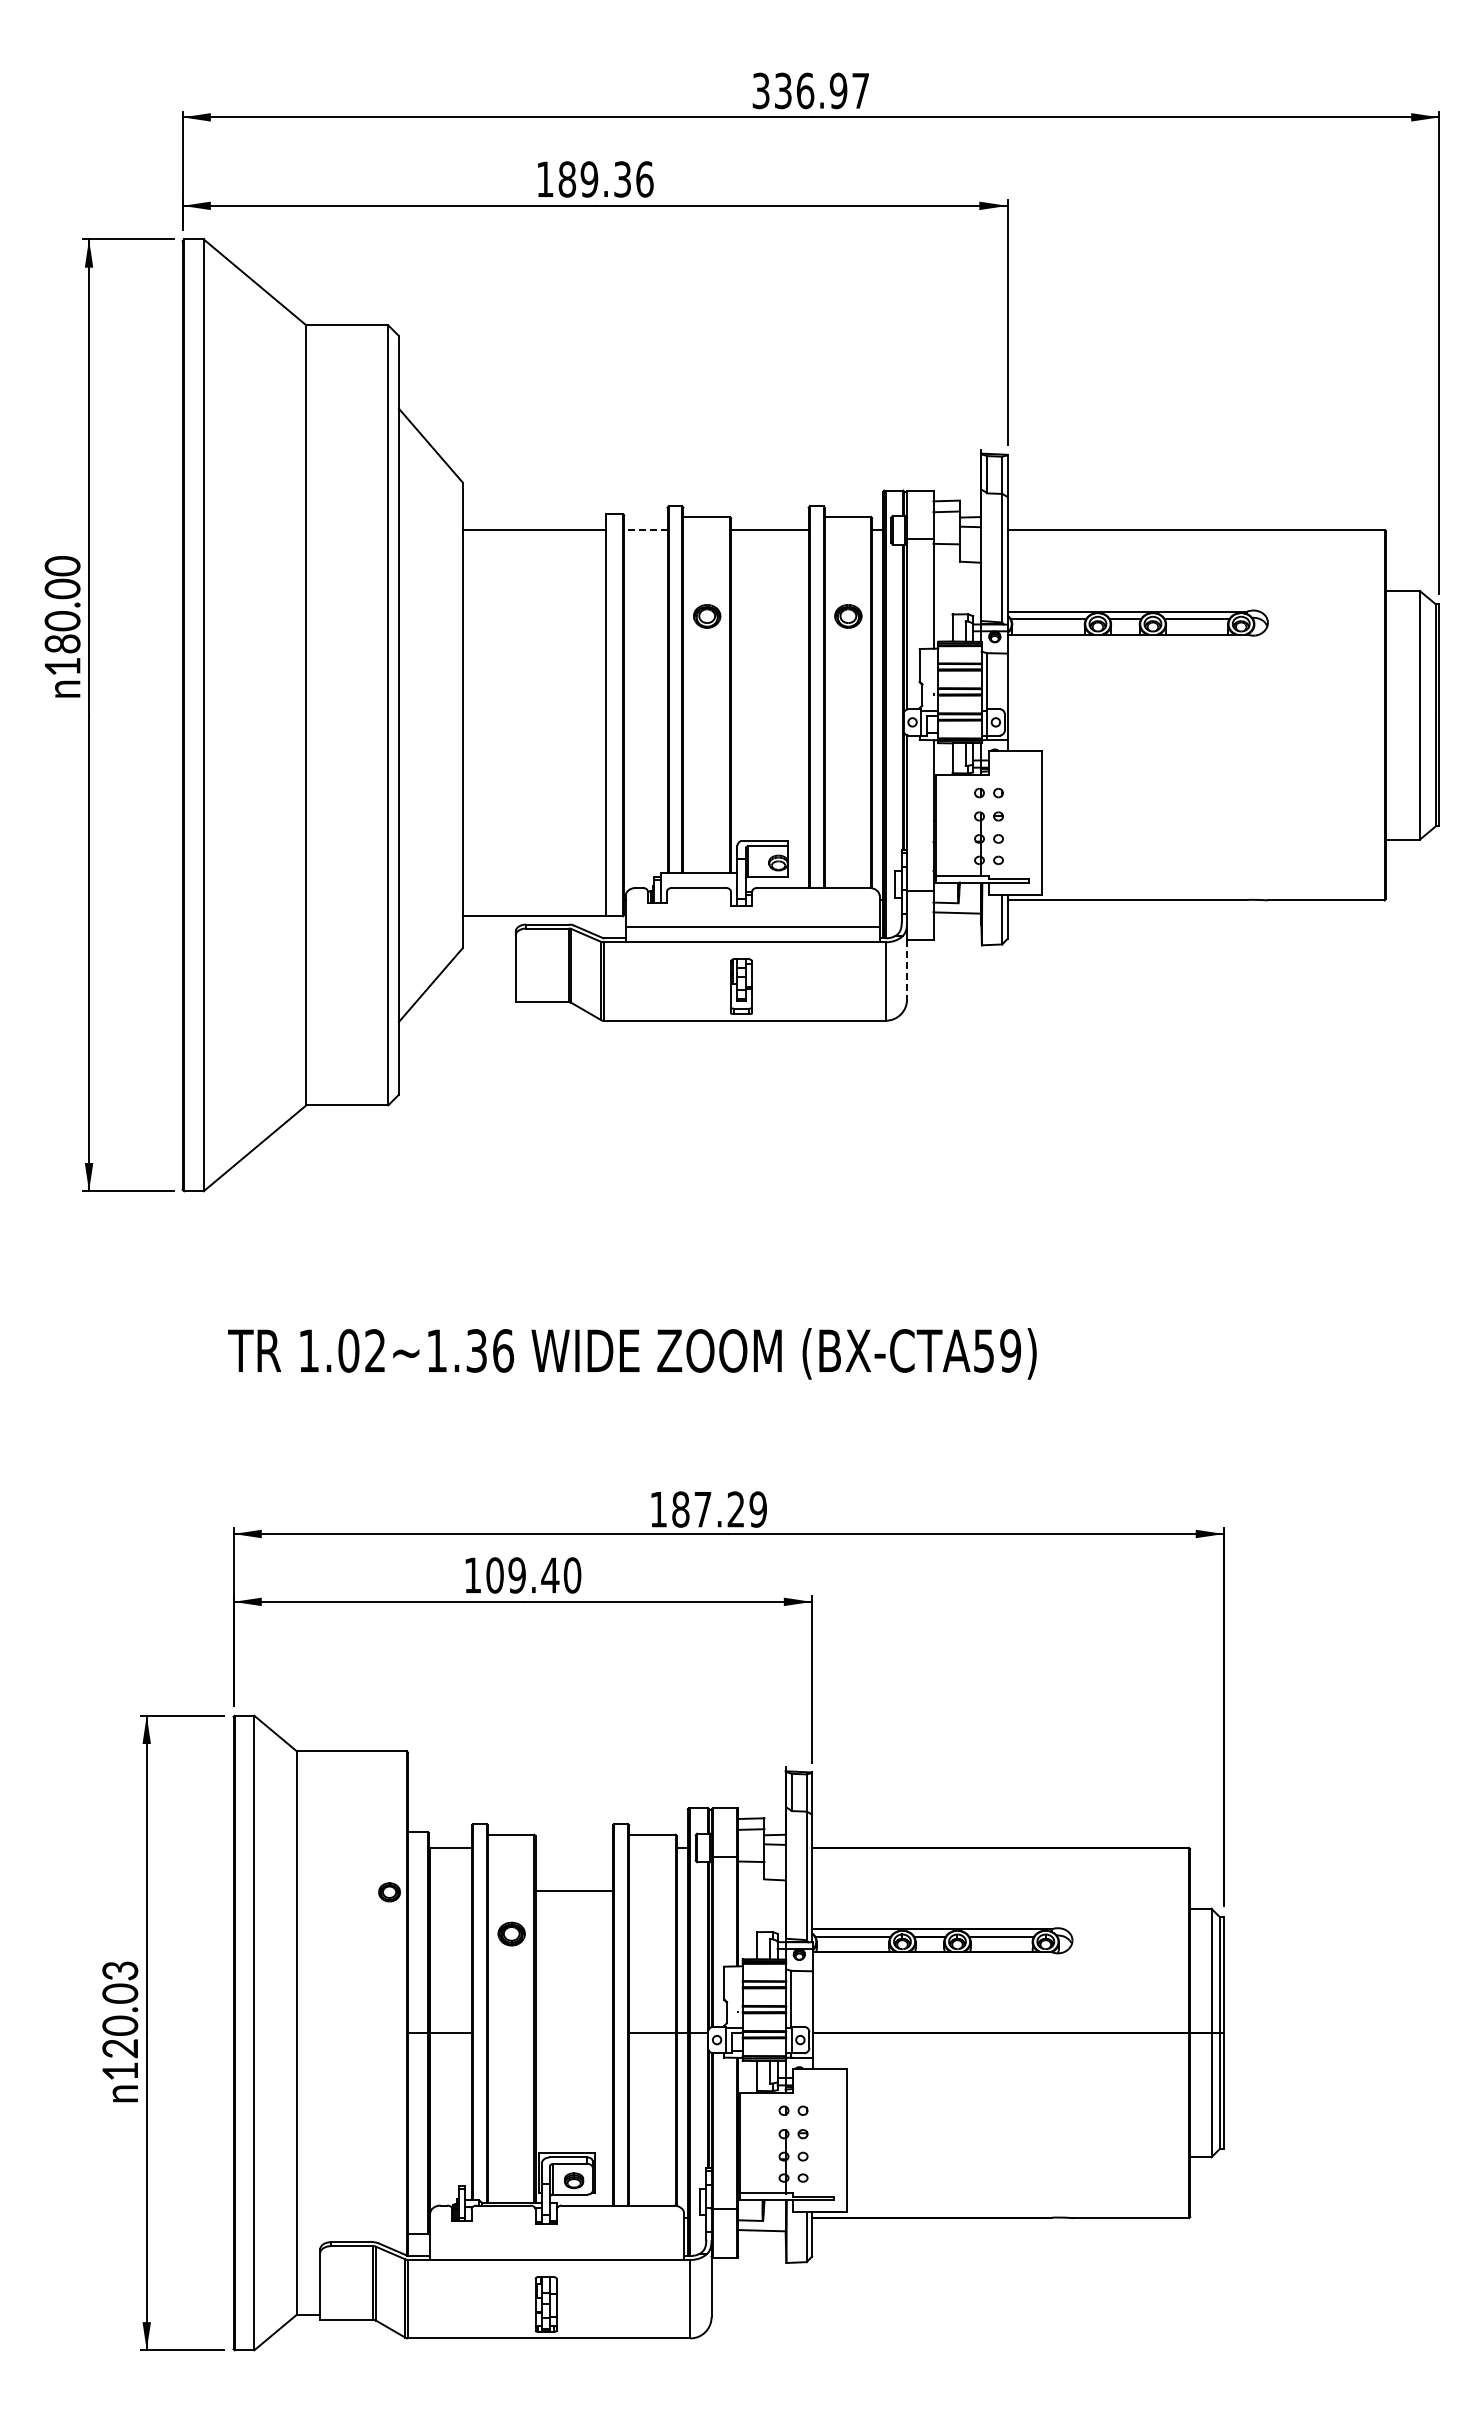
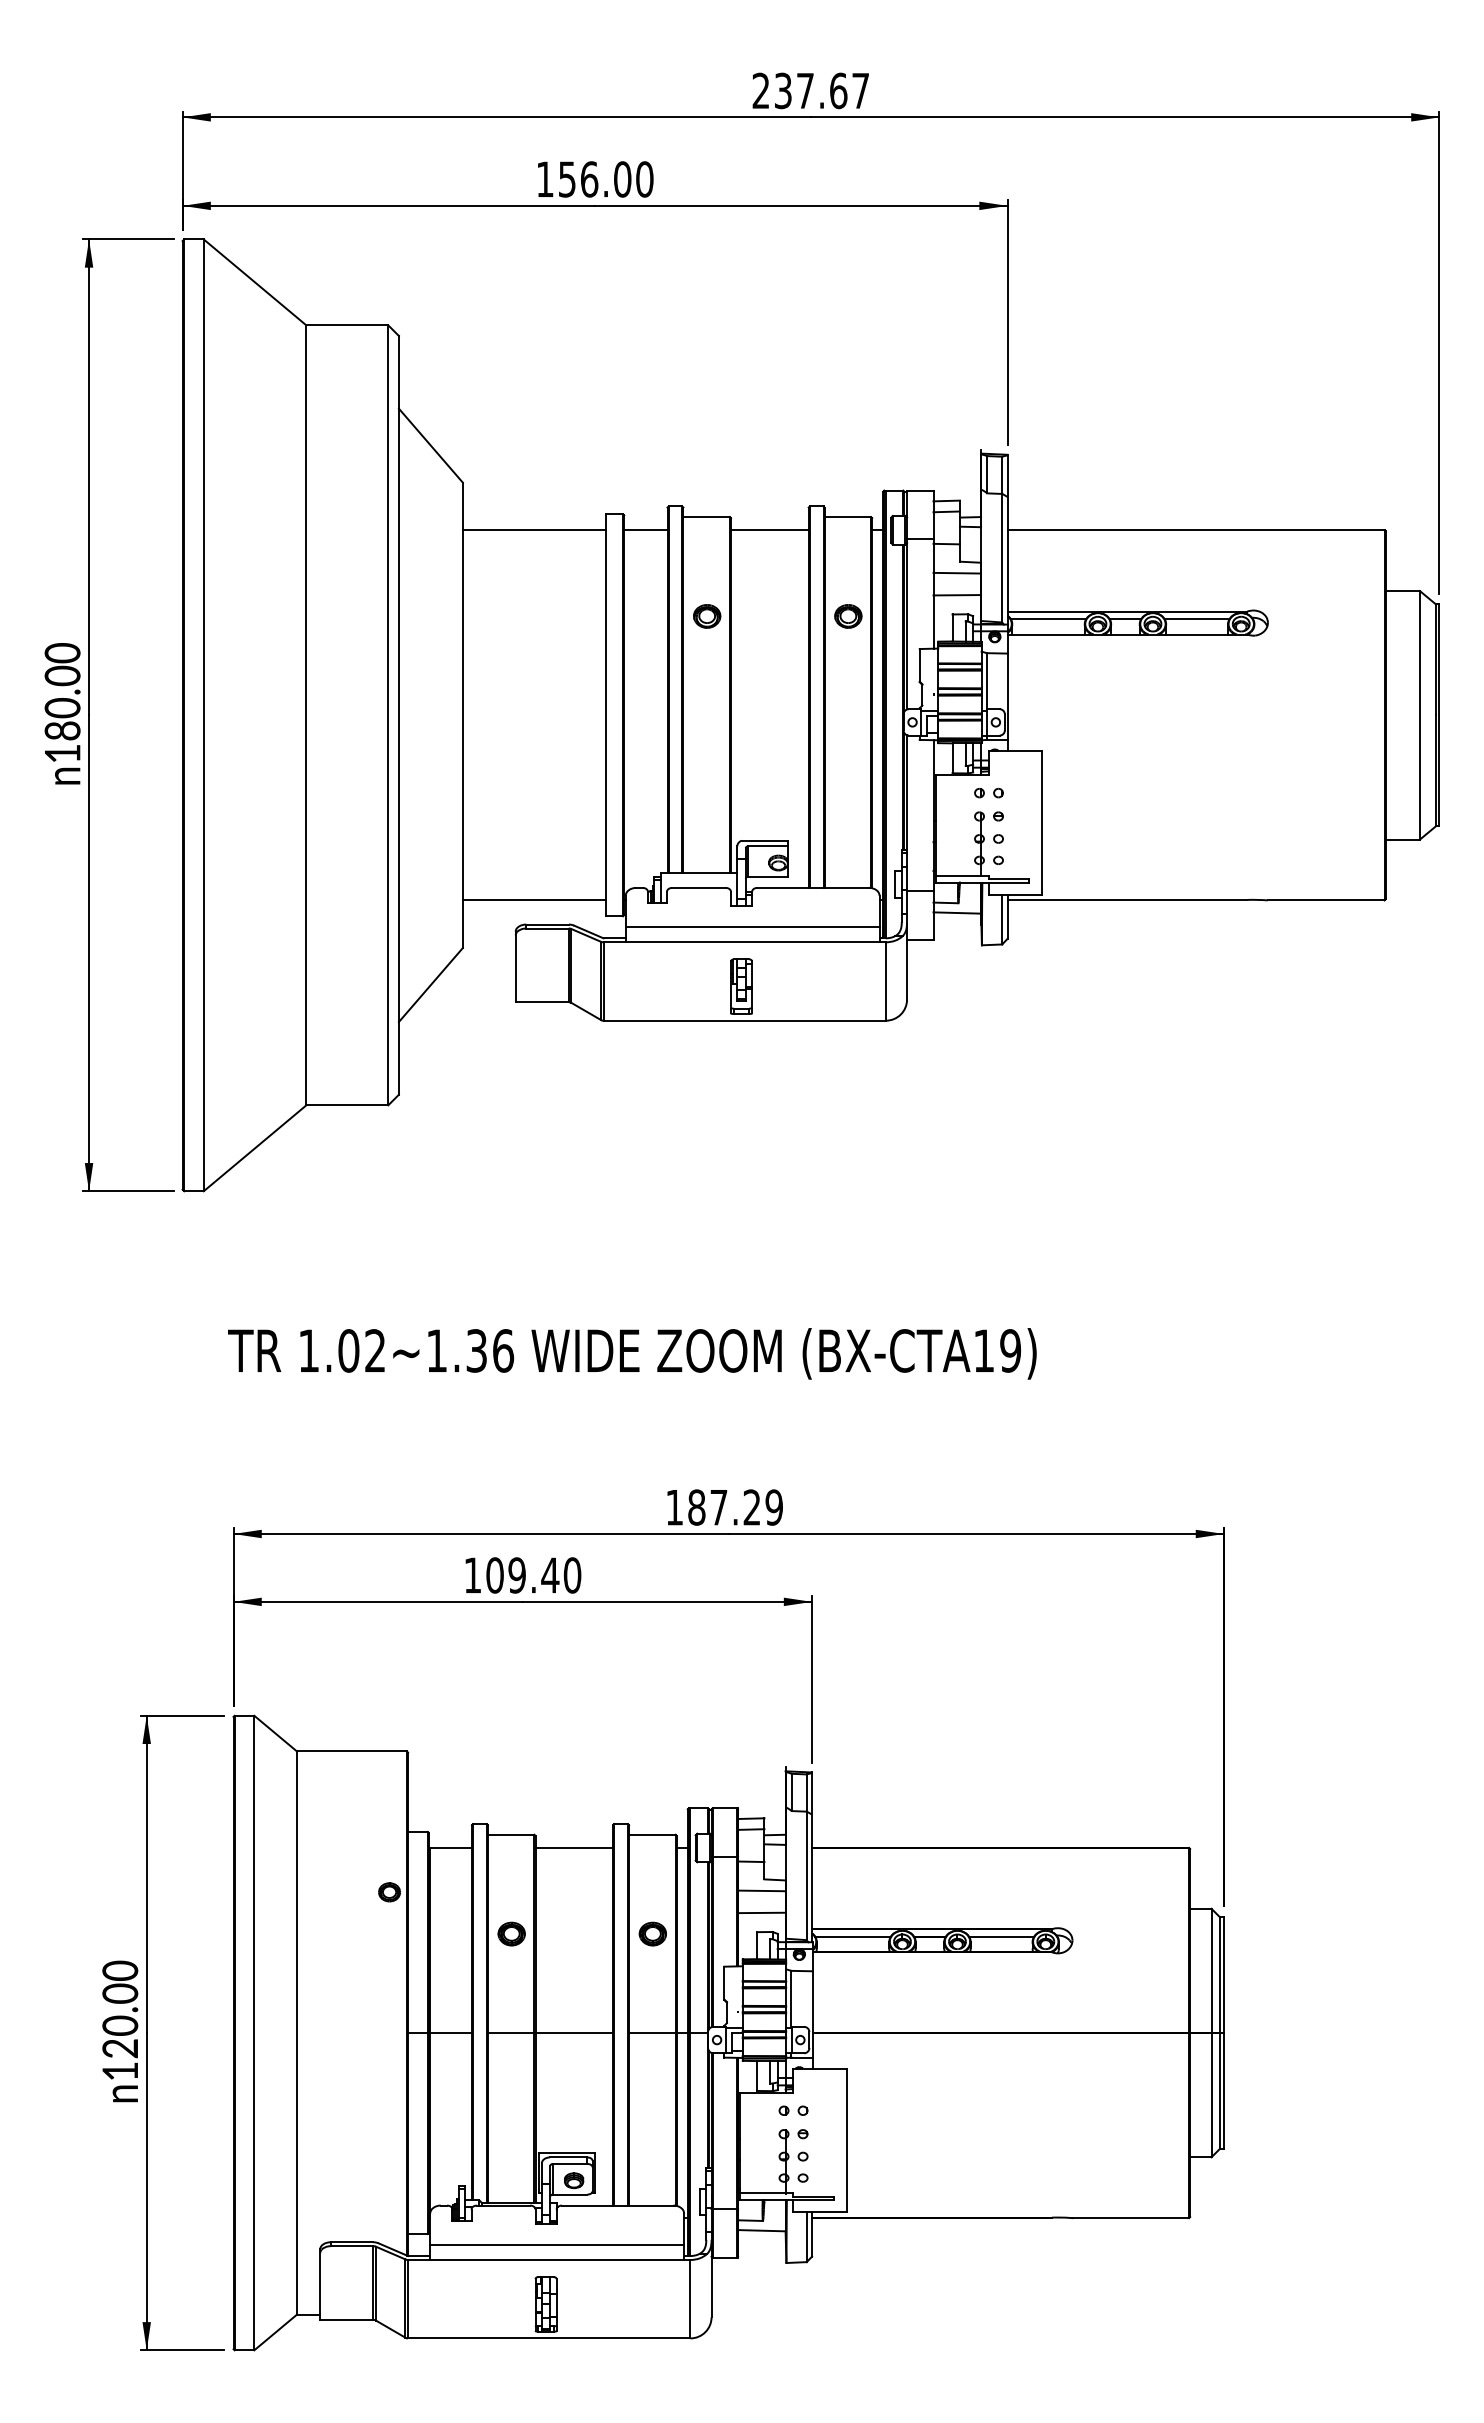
text: 336.97 -> 237.67 (799, 90)
text: 189.36 -> 156.00 (605, 179)
line: dashed -> solid (645, 530)
line: none -> present (957, 572)
line: none -> present (957, 595)
text position: (62, 626) -> (62, 713) (62, 713)
line position: (533, 916) -> (533, 900) (533, 900)
line: dashed -> solid (907, 969)
text: (BX-CTA59) -> (BX-CTA19) (983, 1350)
text position: (708, 1509) -> (724, 1507) (724, 1507)
line position: (574, 1890) -> (574, 1847) (574, 1847)
line: none -> present (761, 1890)
line: none -> present (761, 1912)
part: none -> present (652, 1933)
text: 120.03 -> 120.00 (120, 1970)
line: none -> present (550, 2033)
line: none -> present (557, 2245)
